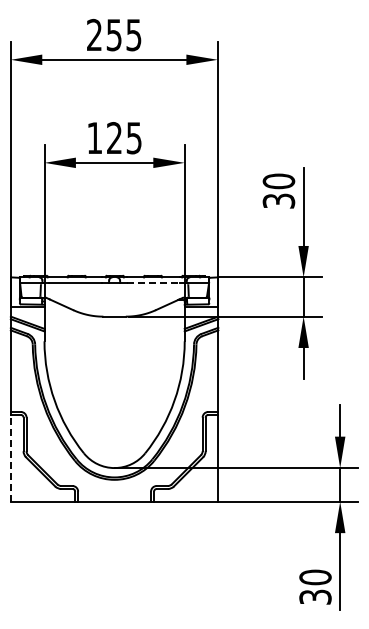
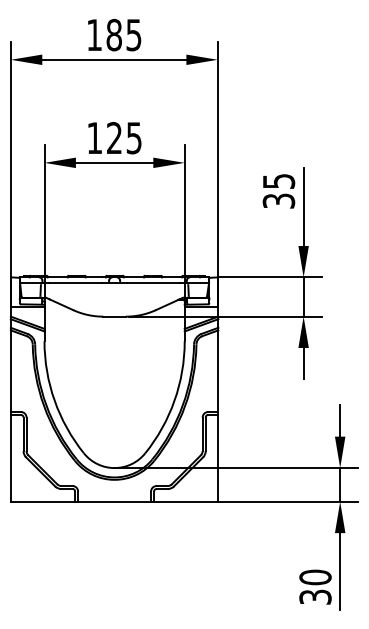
text: 255 -> 185 (104, 34)
text: 30 -> 35 (278, 181)
line: dashed -> solid (153, 283)
line: dashed -> solid (10, 457)
